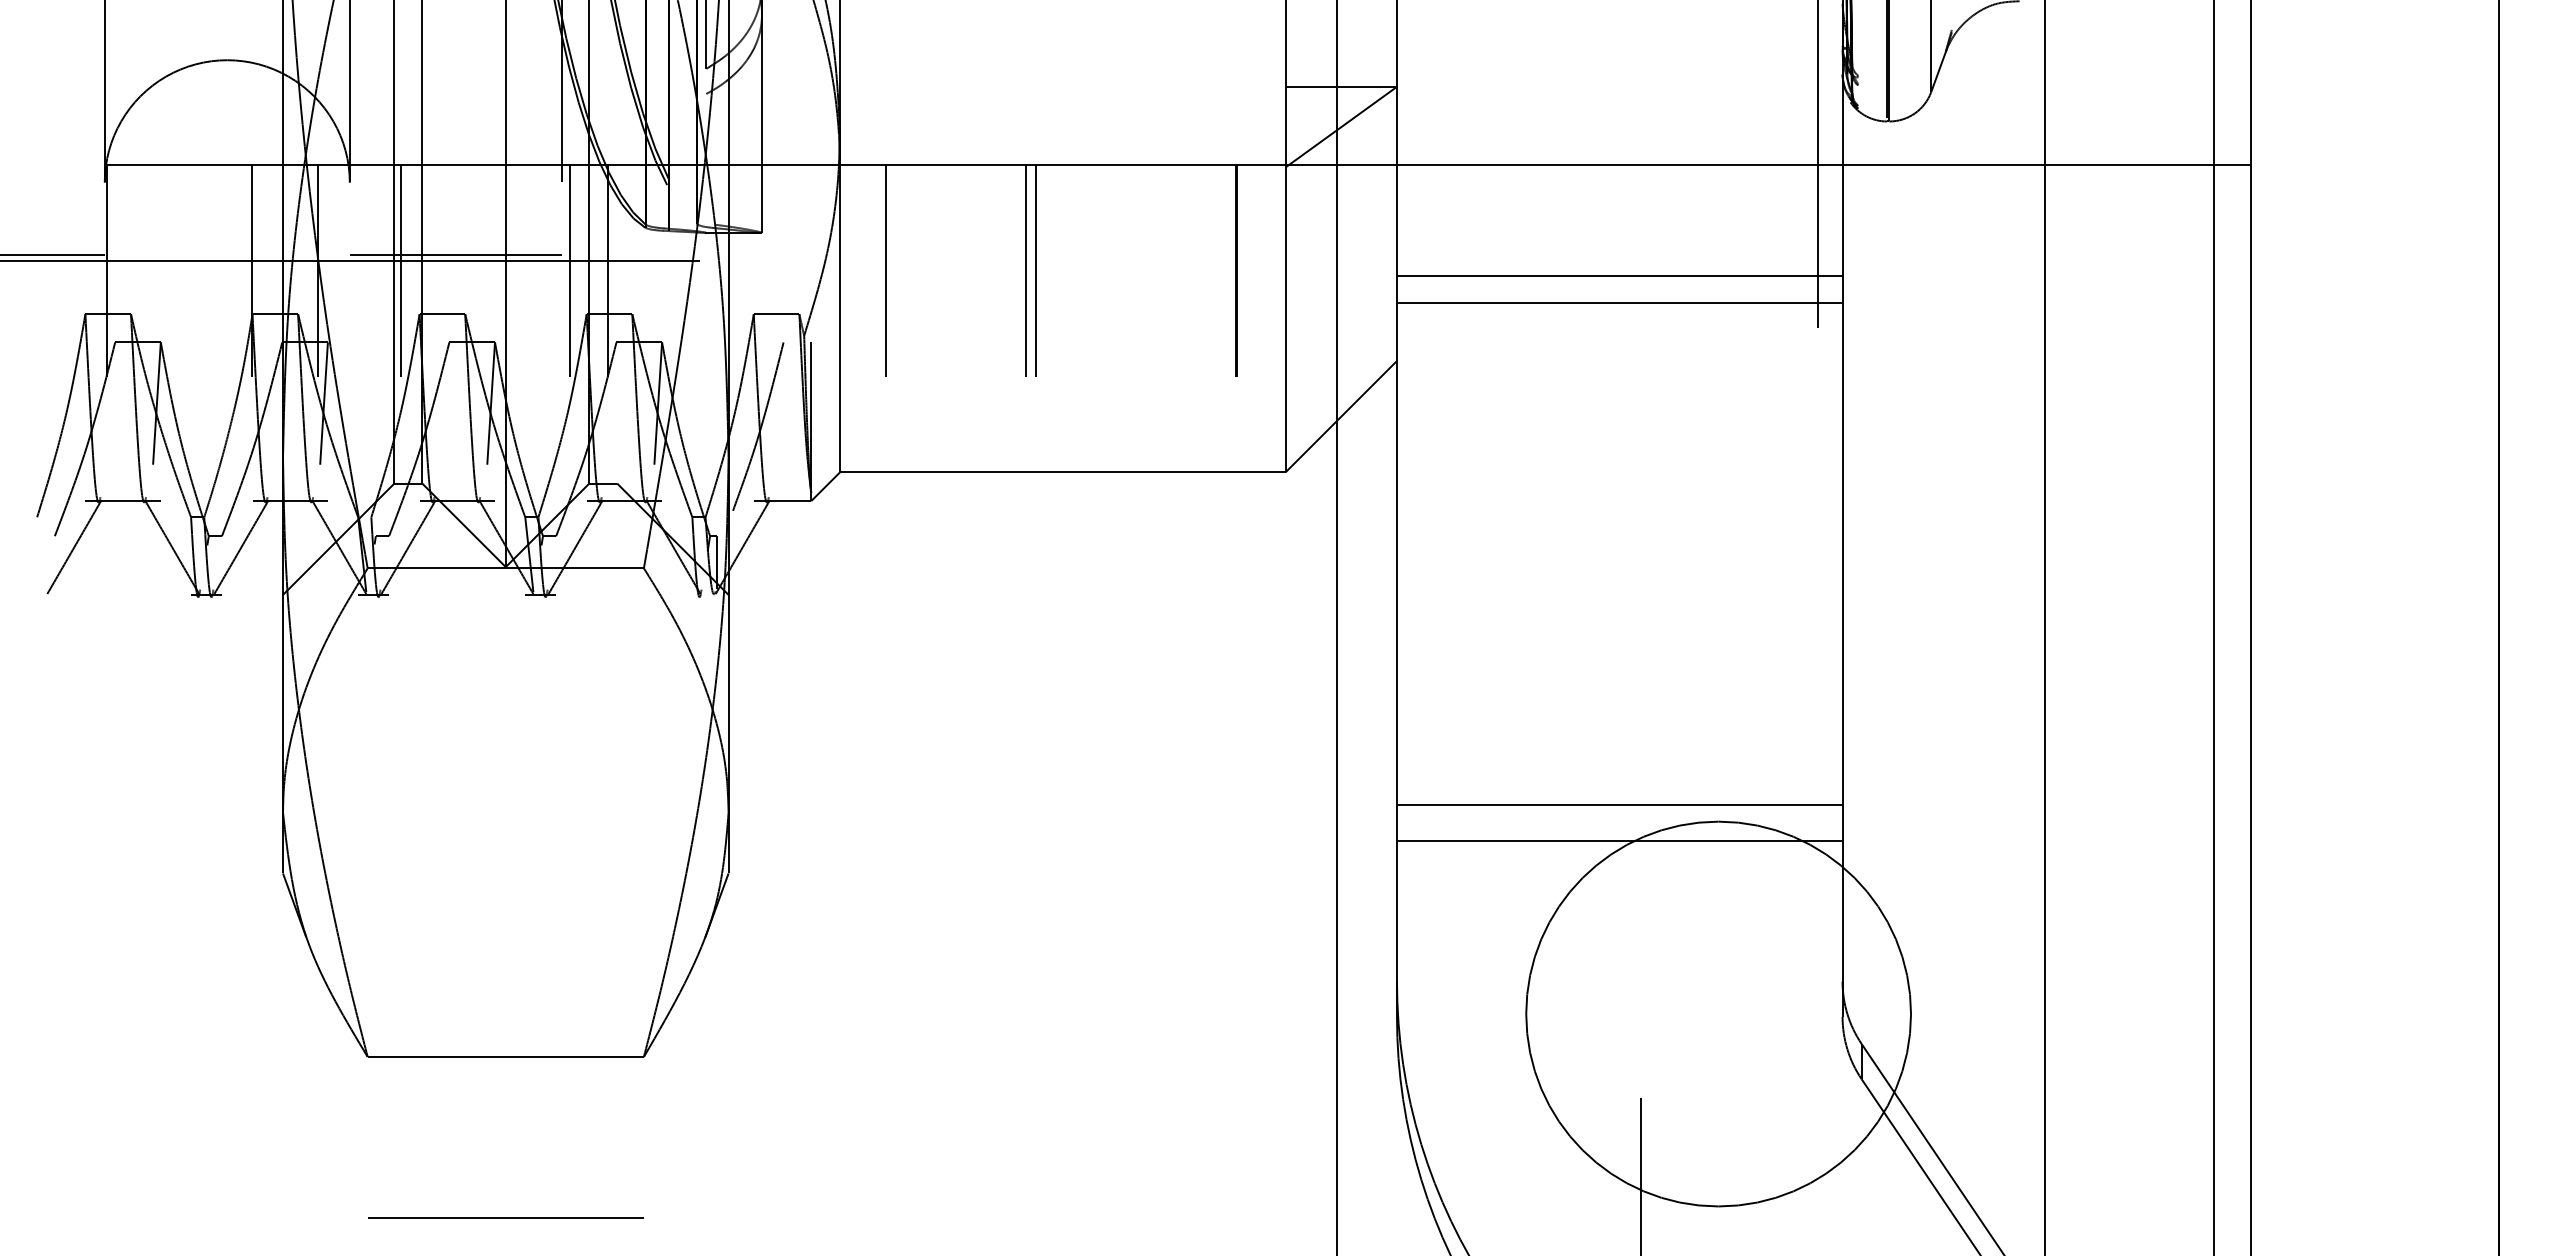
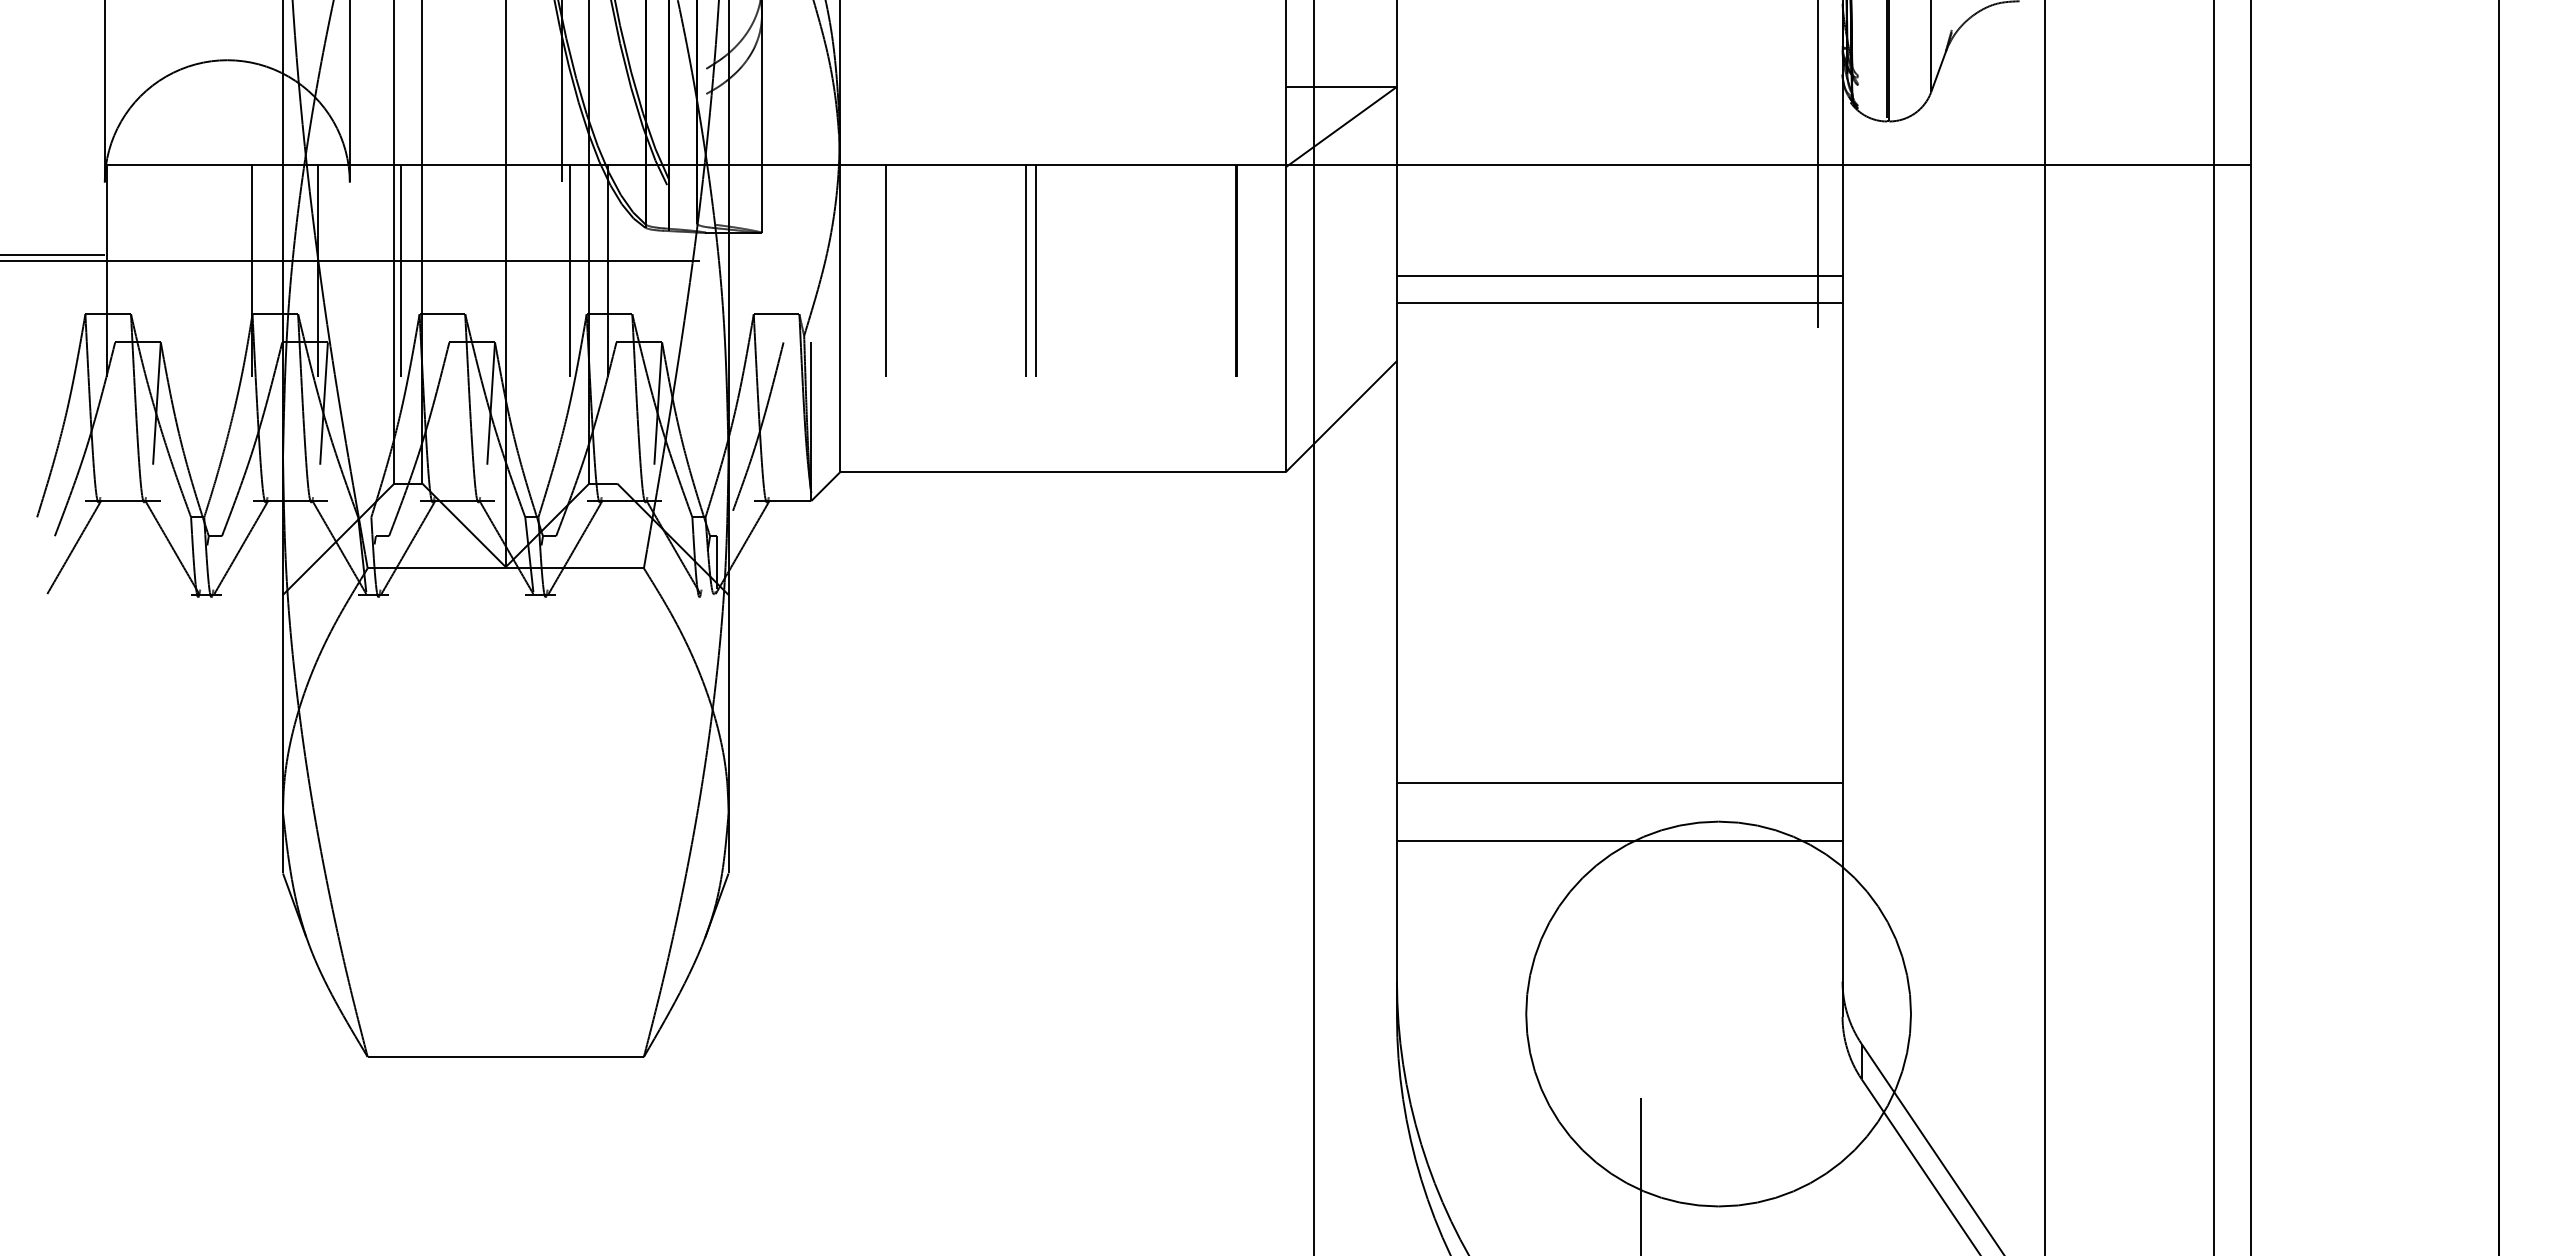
line: present -> none (706, 35)
line: present -> none (455, 255)
line position: (1337, 627) -> (1314, 627) (1314, 627)
line position: (1619, 805) -> (1619, 783) (1619, 783)
line: present -> none (505, 1217)
